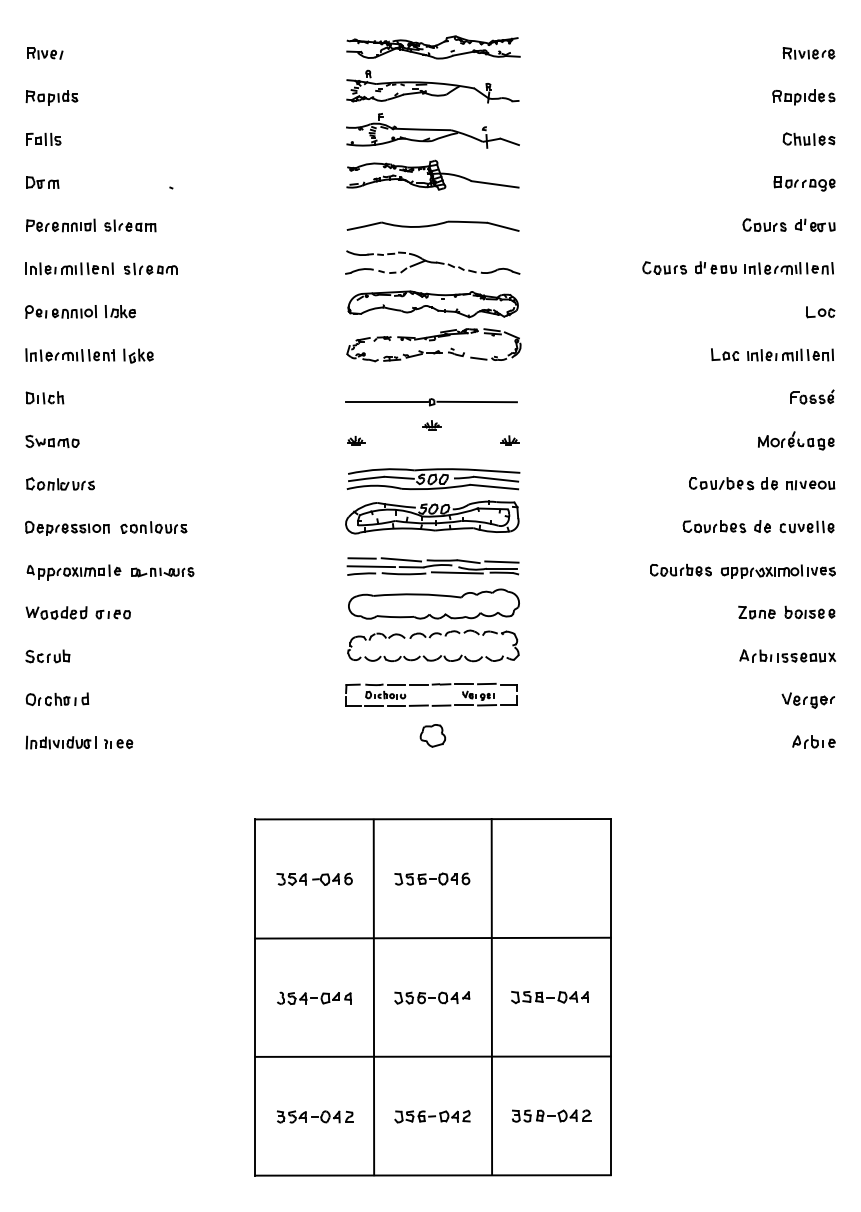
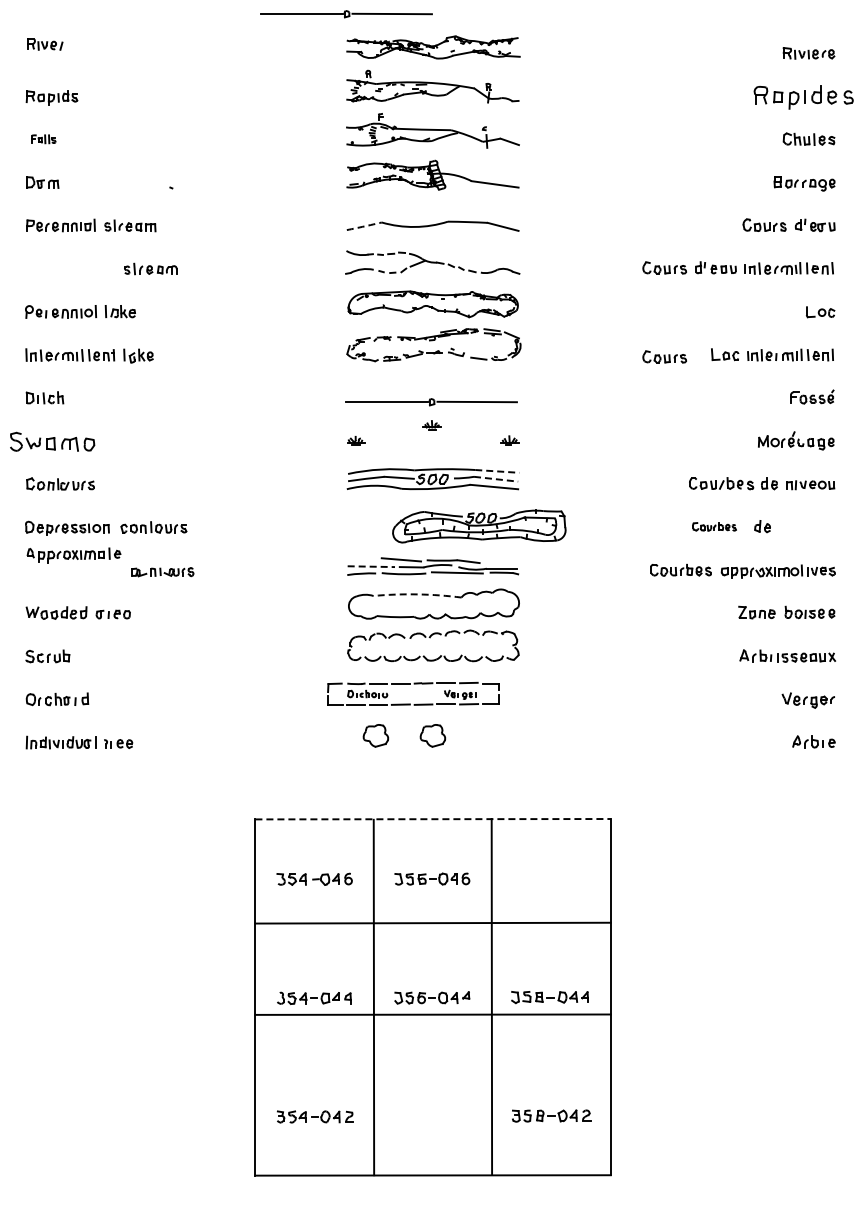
part: none -> present (346, 14)
part position: (45, 53) -> (45, 44) (45, 44)
part size: 64x17 px -> 101x25 px (803, 97)
part size: 36x14 px -> 26x11 px (43, 139)
arc: solid -> dashed (364, 226)
part: present -> none (69, 268)
part: none -> present (664, 356)
part size: 55x14 px -> 86x21 px (52, 441)
line: solid -> dashed (497, 471)
line: solid -> dashed (496, 479)
part position: (432, 517) -> (479, 526) (479, 526)
part size: 65x14 px -> 45x10 px (714, 526)
part: present -> none (806, 526)
line: present -> none (361, 558)
line: present -> none (501, 561)
line: solid -> dashed (371, 566)
part position: (73, 572) -> (73, 555) (73, 555)
arc: solid -> dashed (417, 594)
part position: (431, 685) -> (413, 684) (413, 684)
part: none -> present (375, 735)
line: solid -> dashed (433, 819)
line position: (432, 937) -> (432, 922) (432, 922)
line position: (432, 1056) -> (432, 1014) (432, 1014)
part: present -> none (432, 1116)
